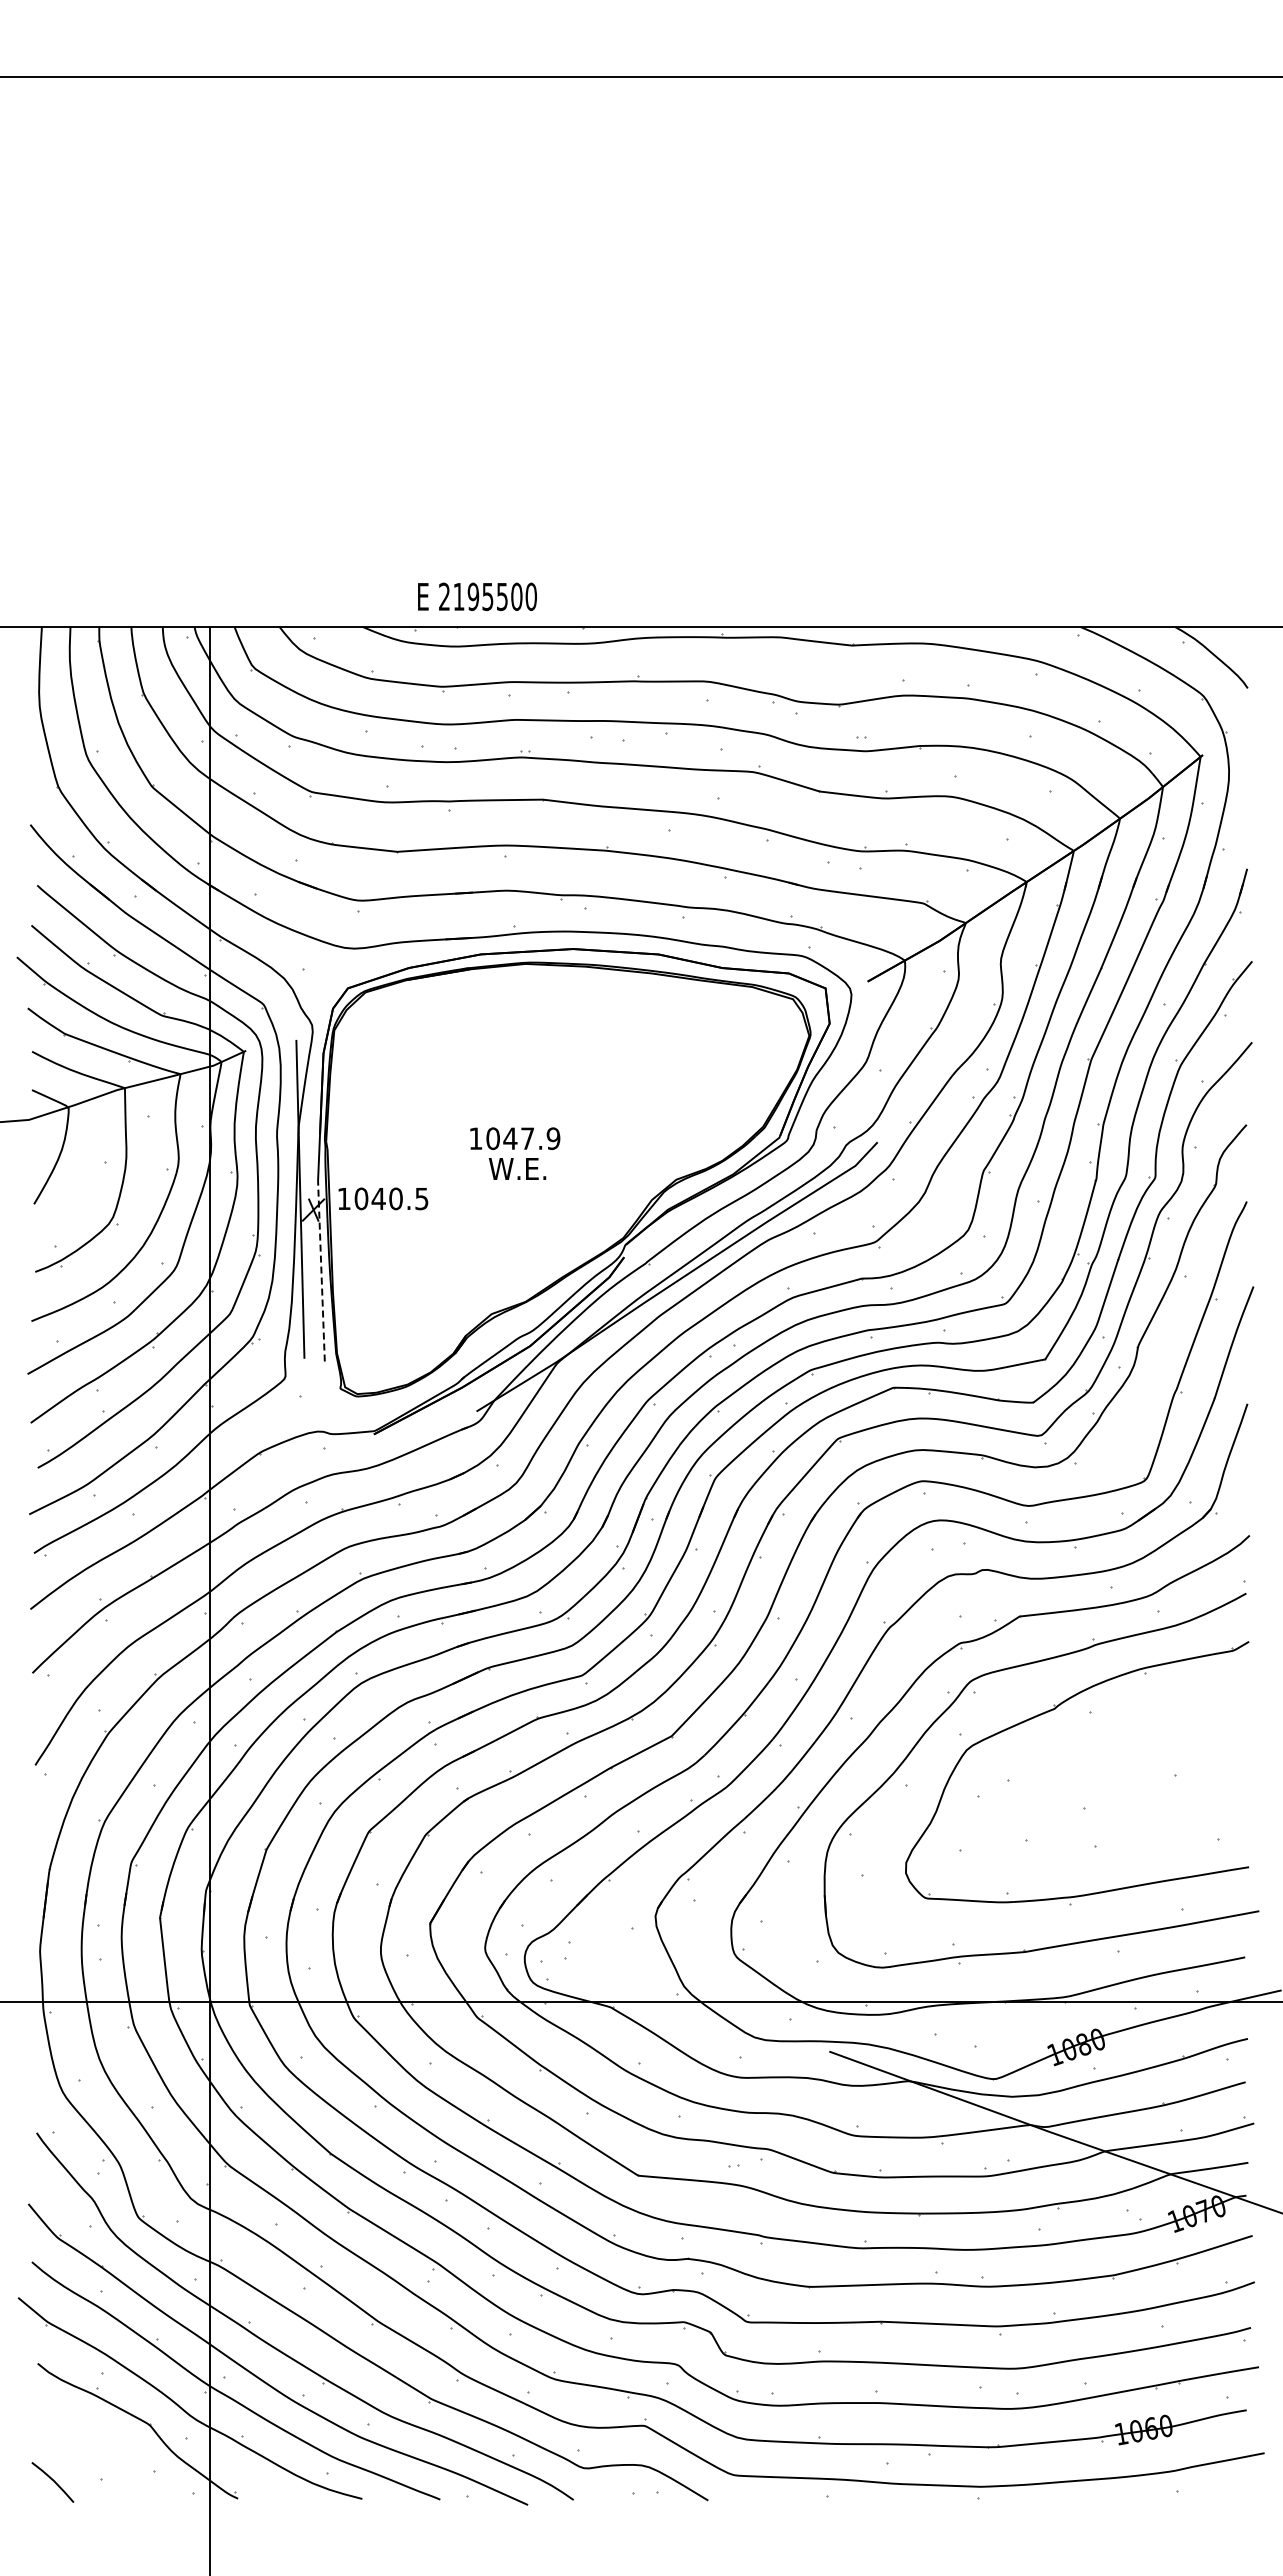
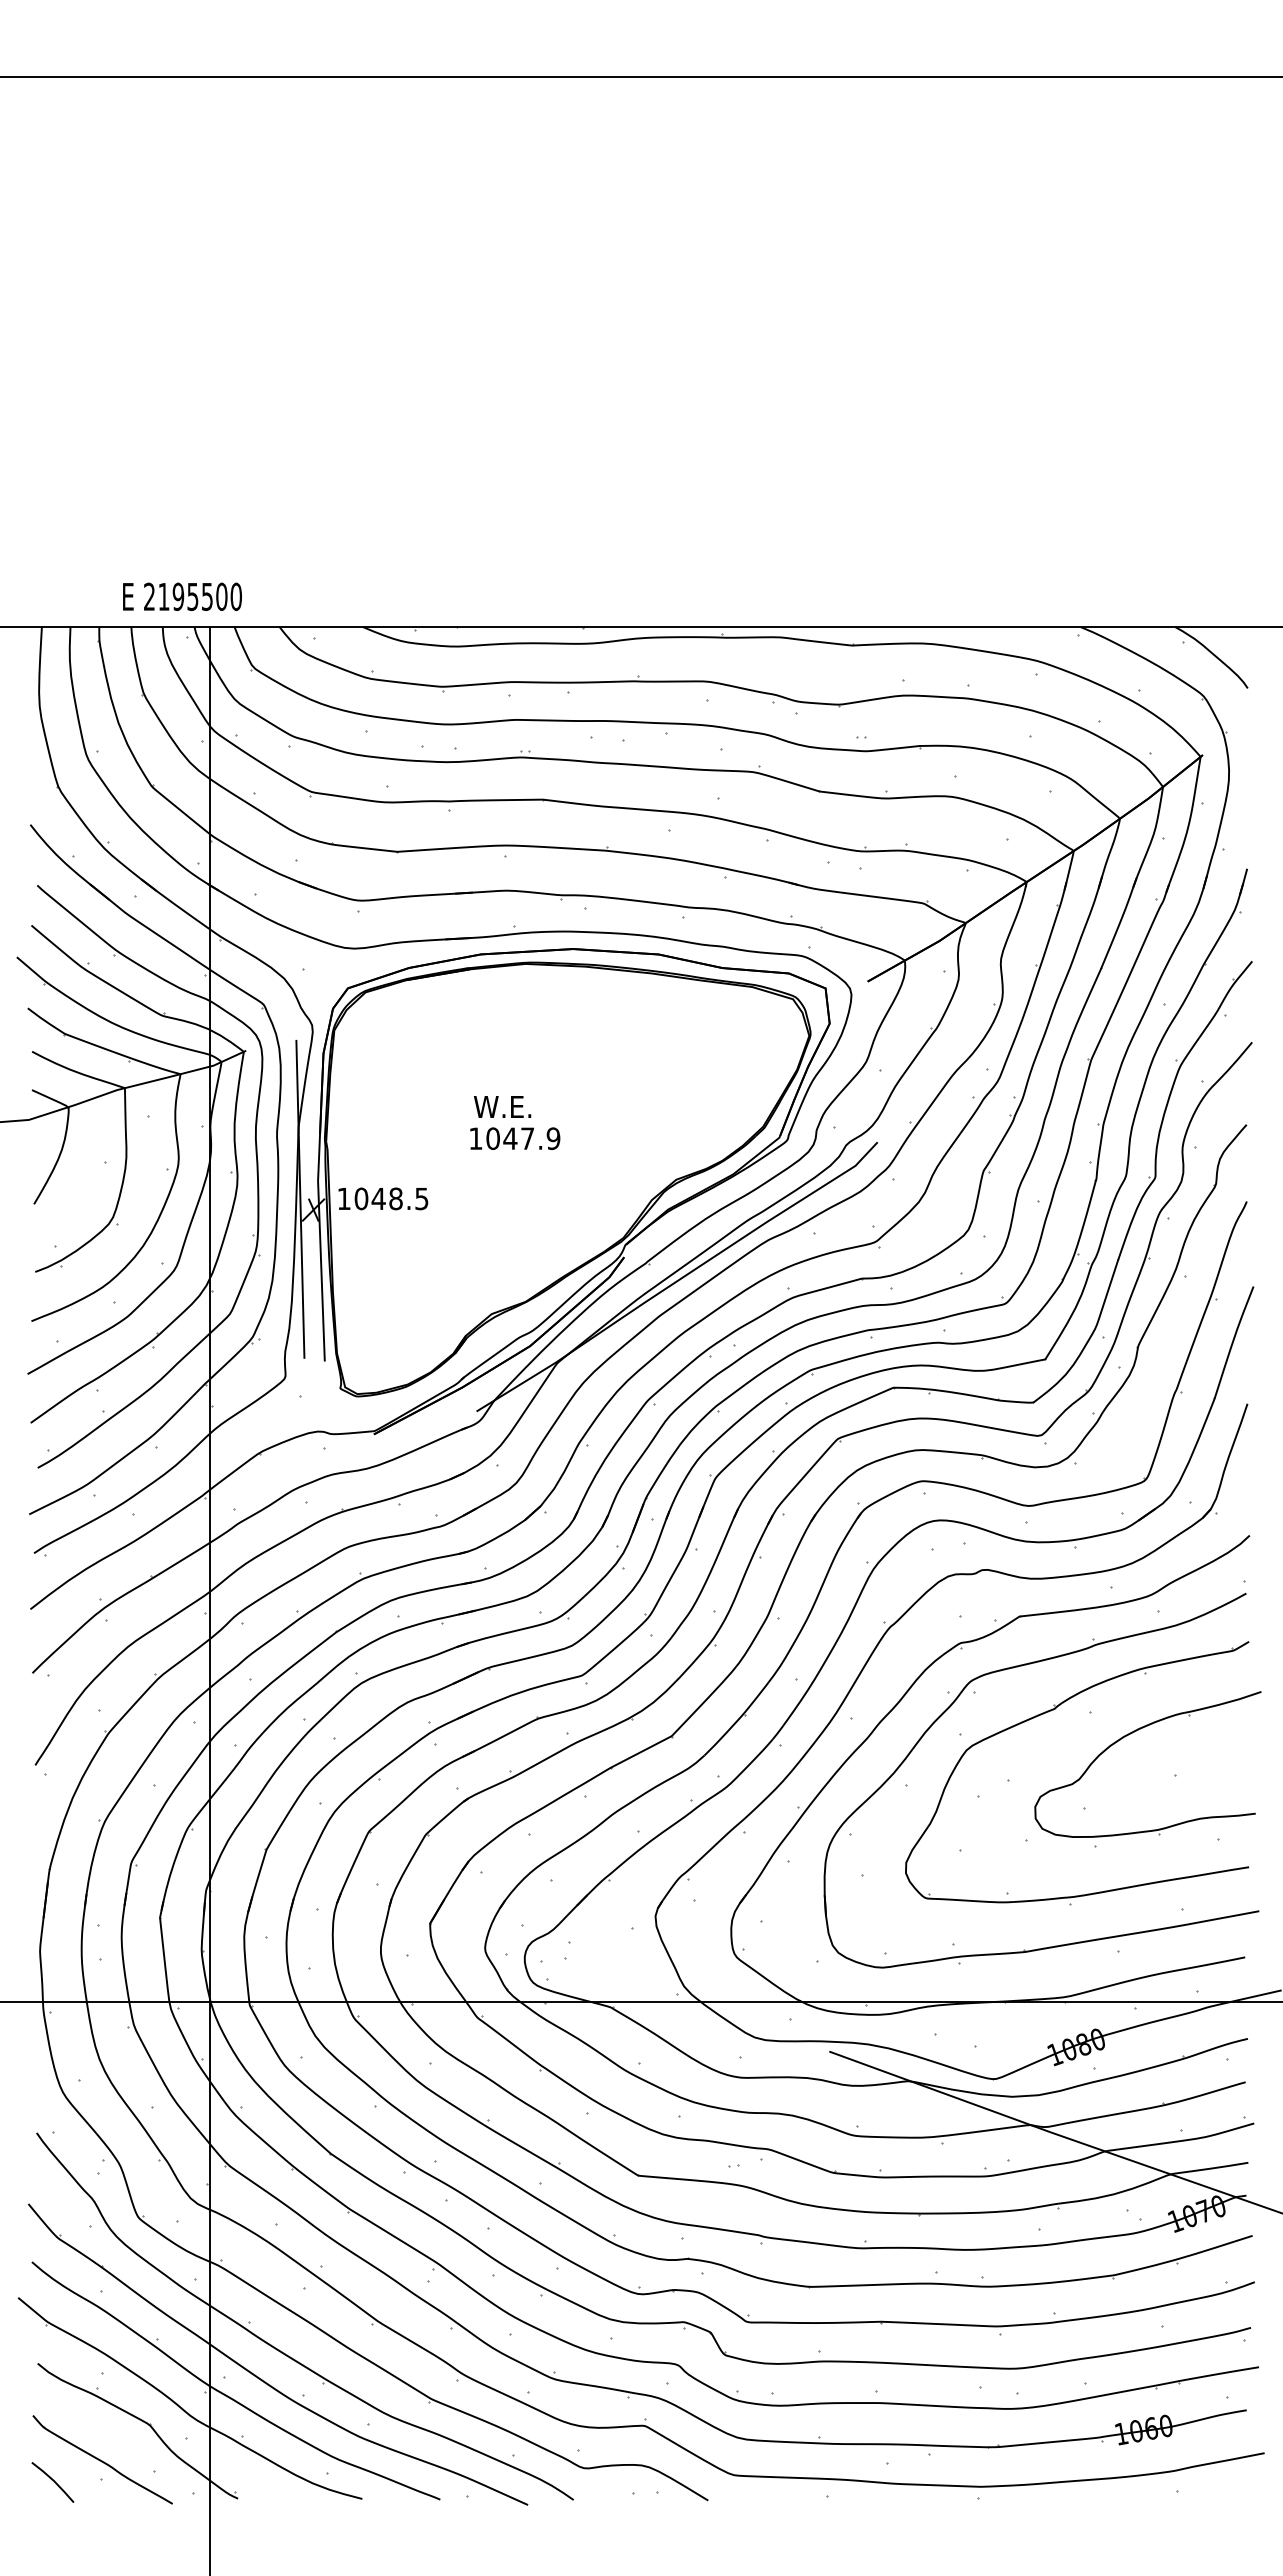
text position: (477, 596) -> (182, 596) (182, 596)
text position: (517, 1168) -> (502, 1106) (502, 1106)
text: 1040.5 -> 1048.5 (395, 1198)
line: dashed -> solid (321, 1270)
part: none -> present (1132, 1733)
part: none -> present (102, 2459)
